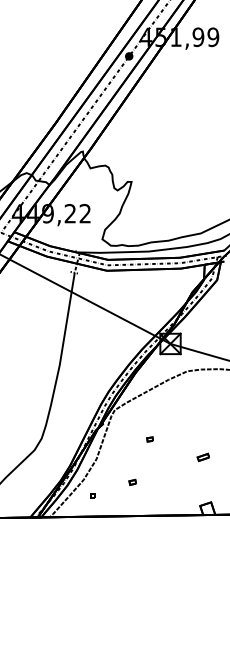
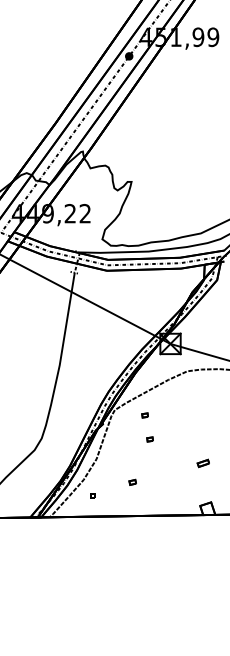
part: none -> present (144, 415)
part position: (202, 457) -> (202, 463) (202, 463)
